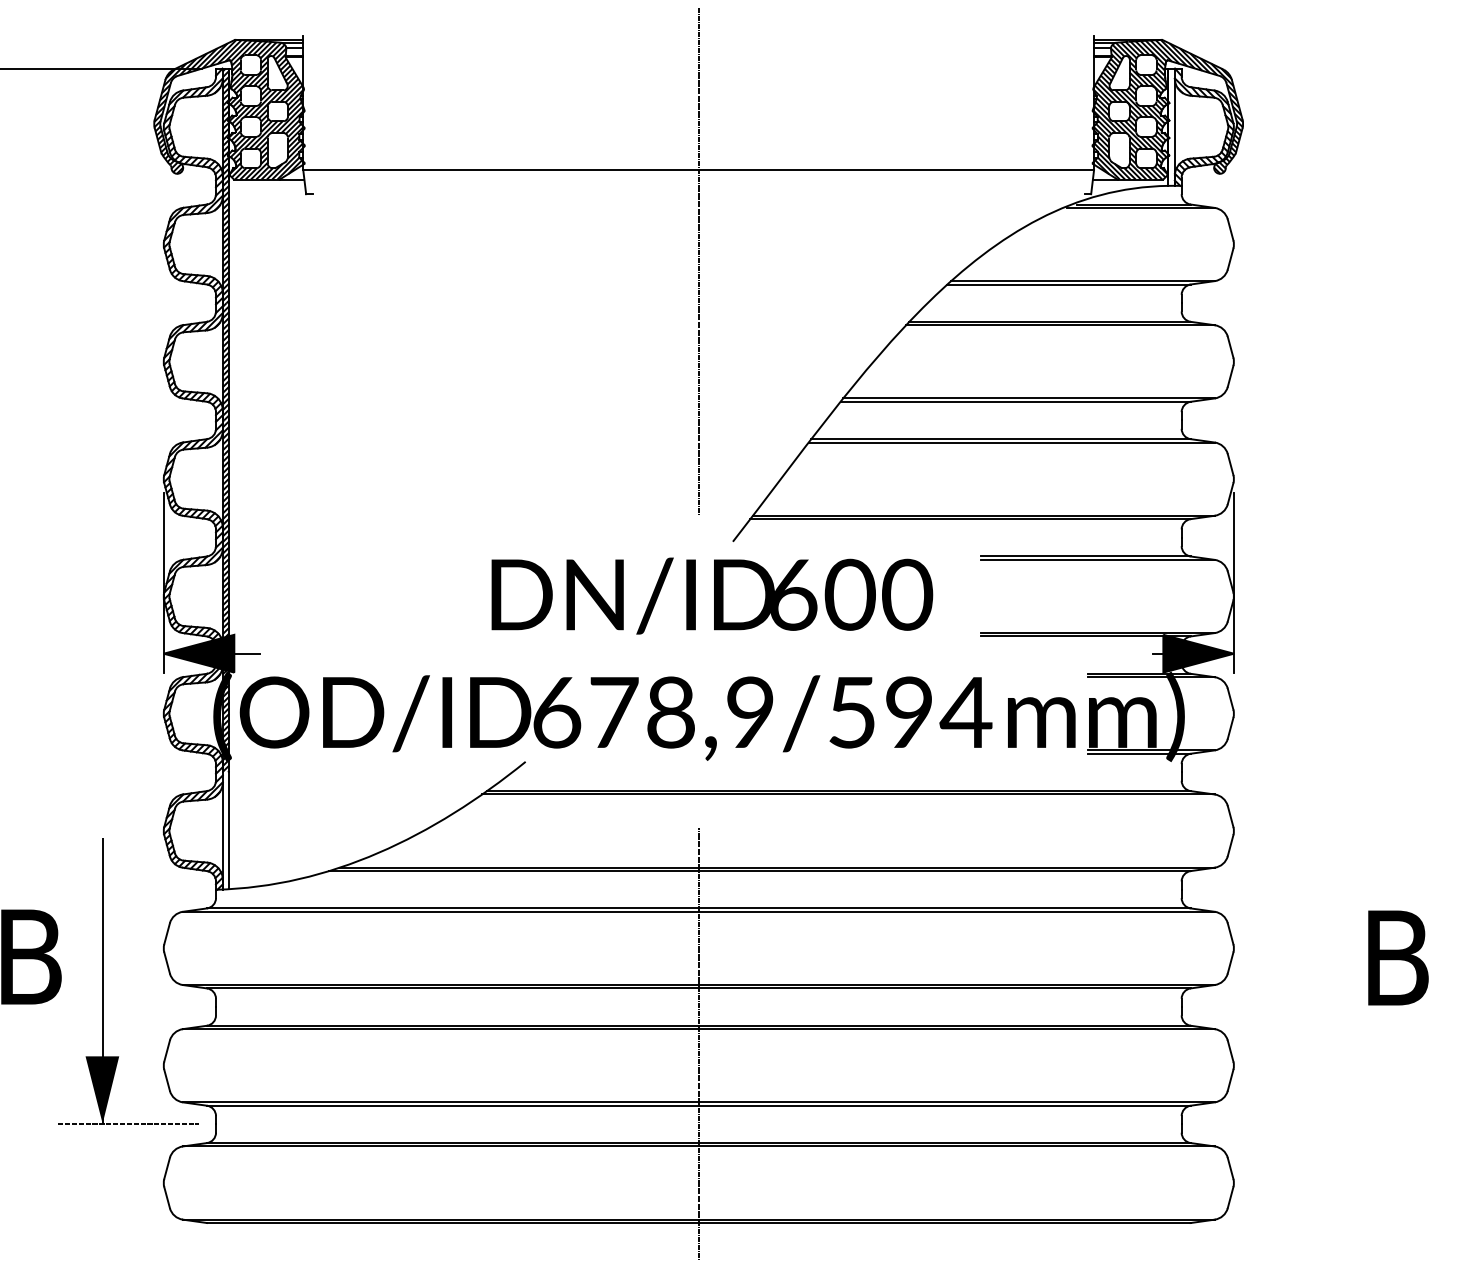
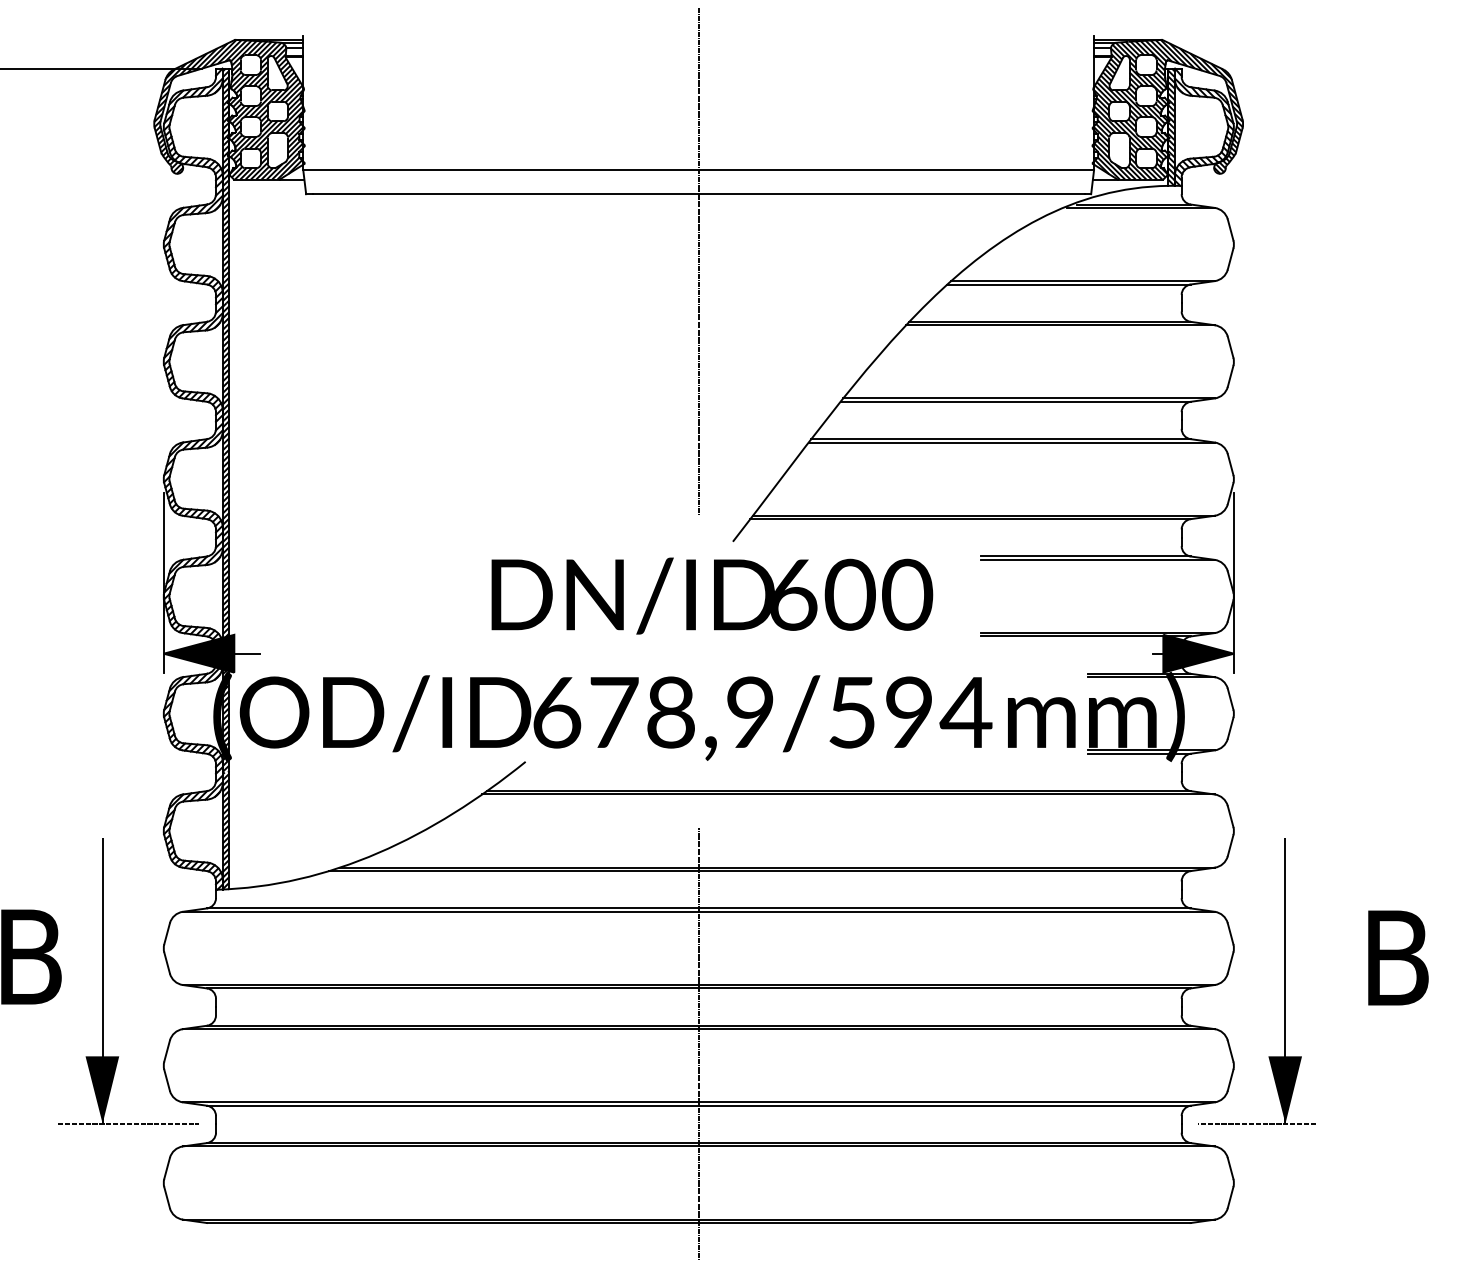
hatch: none -> present (1171, 126)
line: none -> present (698, 194)
hatch: none -> present (225, 830)
part: none -> present (1284, 981)
